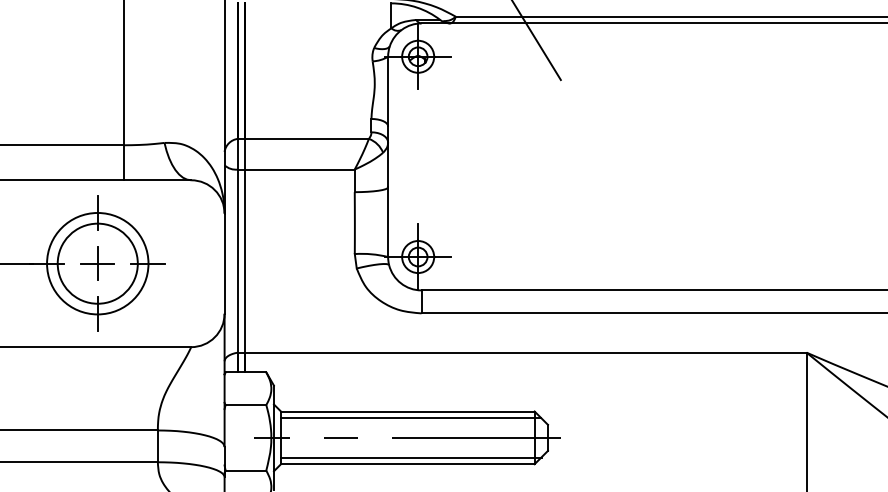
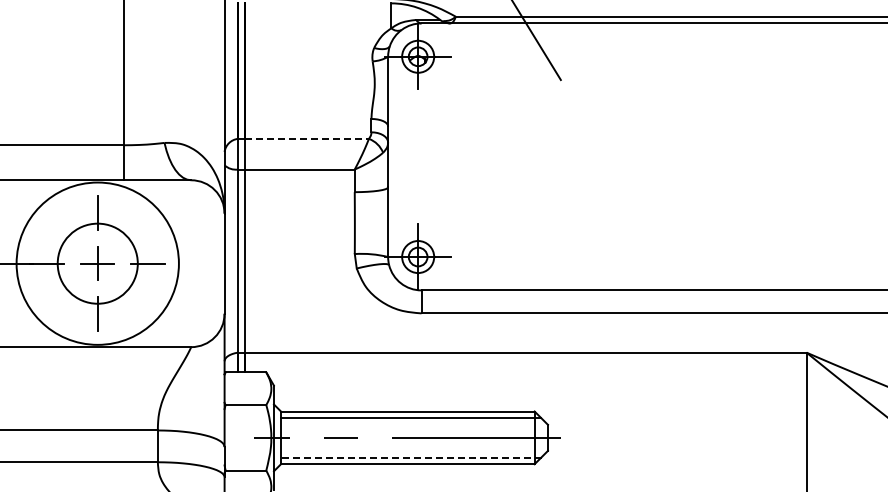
line: solid -> dashed (307, 138)
circle diameter: 101 px -> 162 px (97, 263)
line: solid -> dashed (410, 457)
